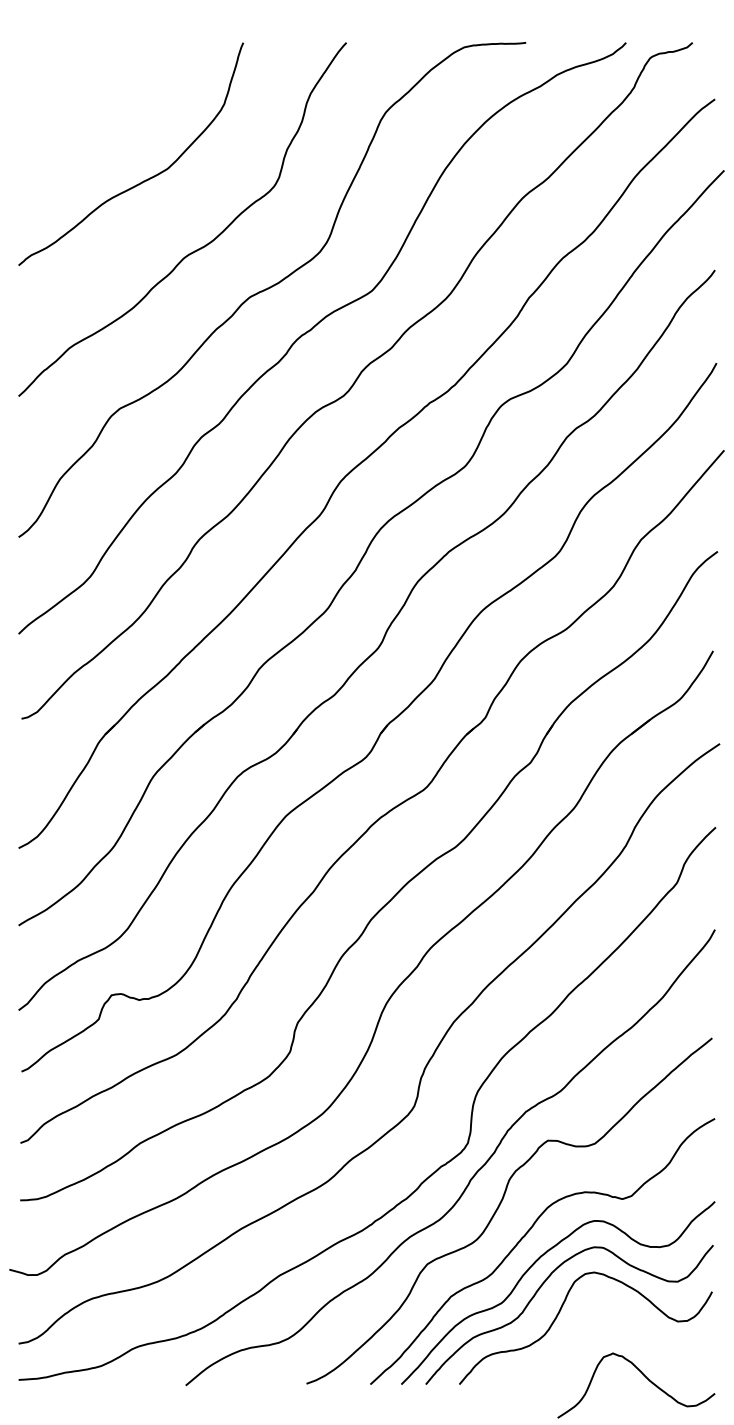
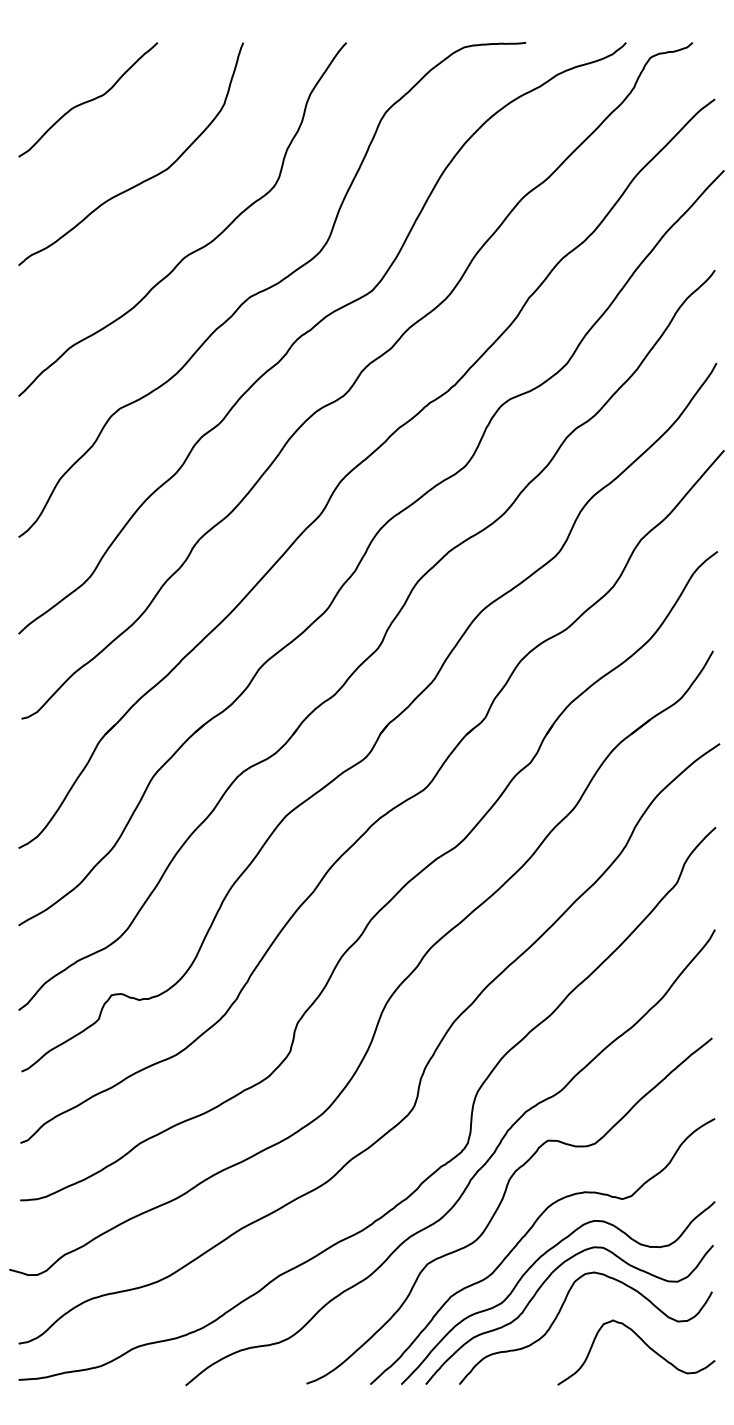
curve: none -> present (88, 100)
curve position: (644, 1376) -> (644, 1343) (644, 1343)
